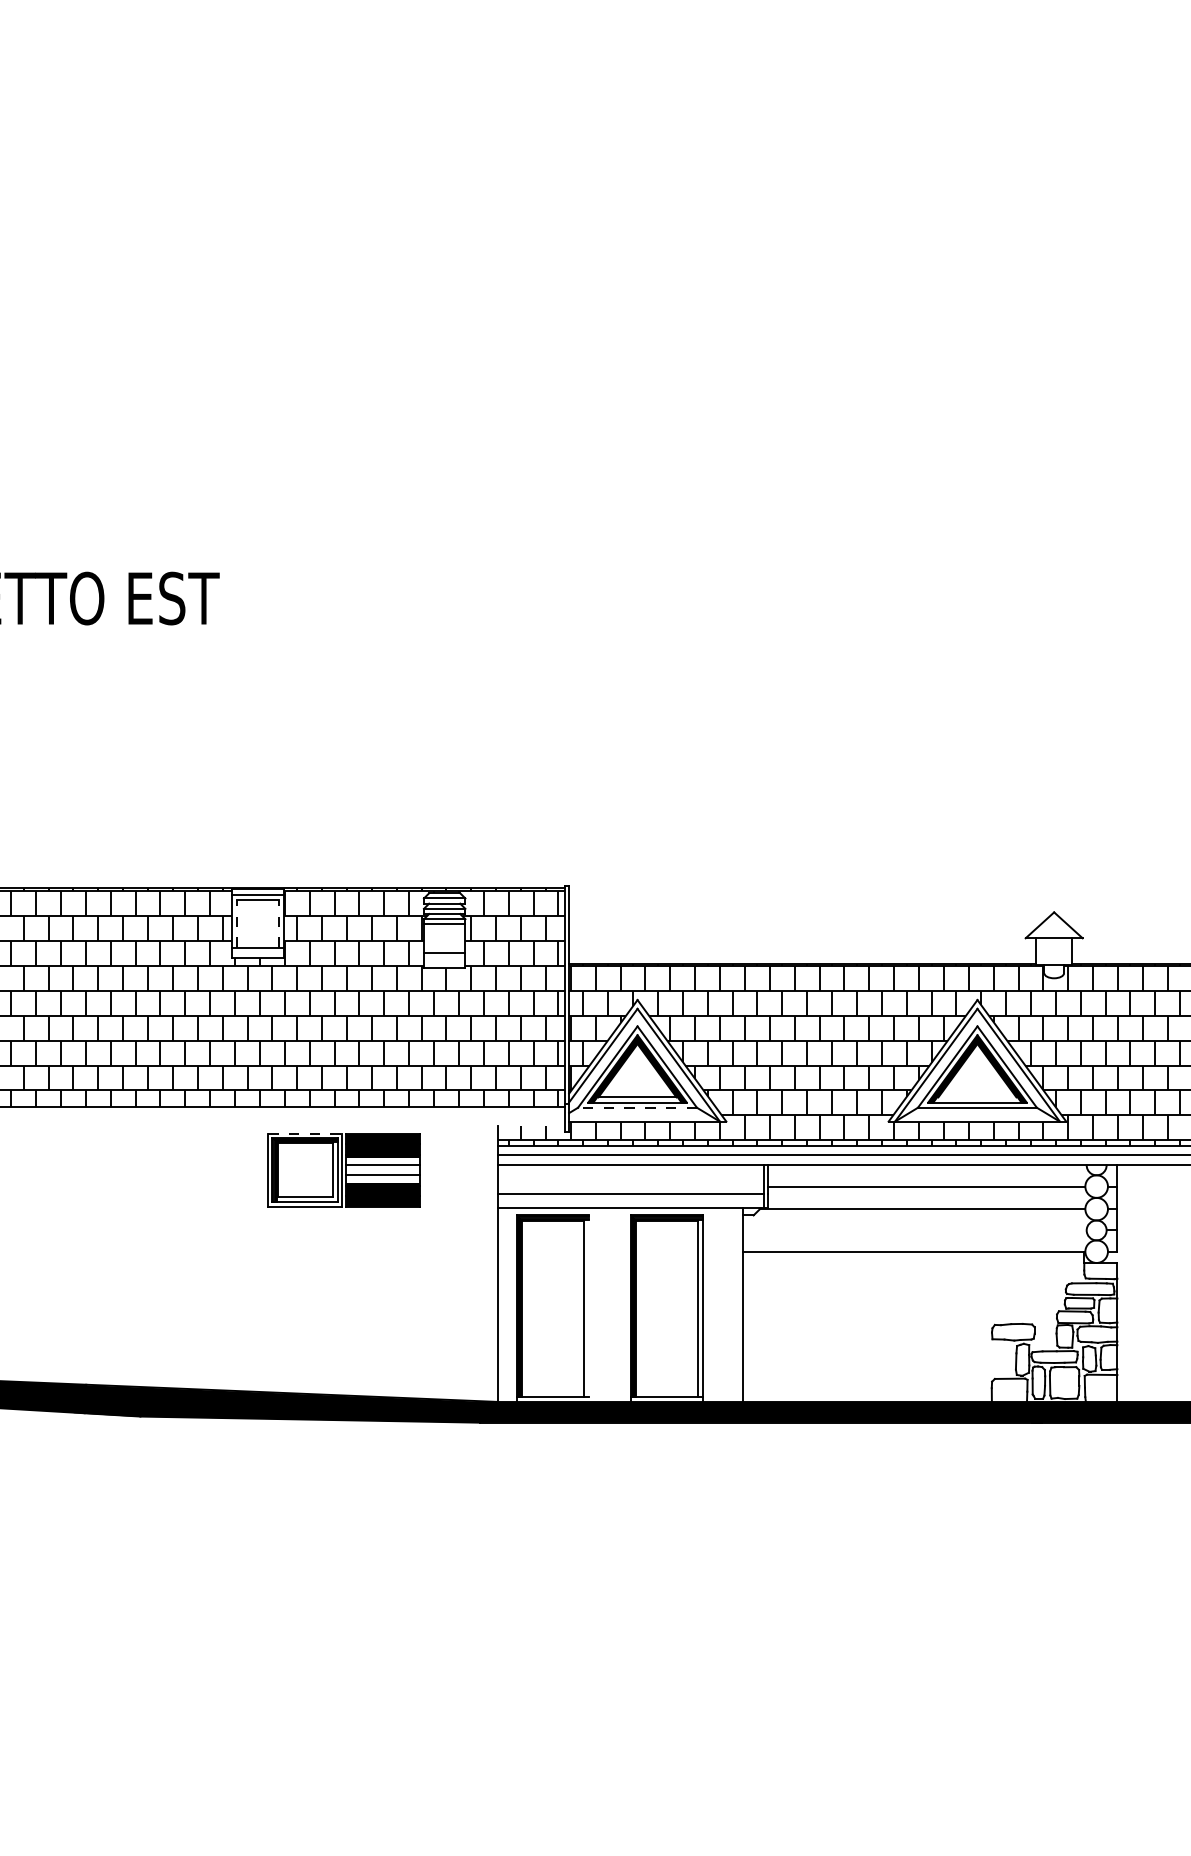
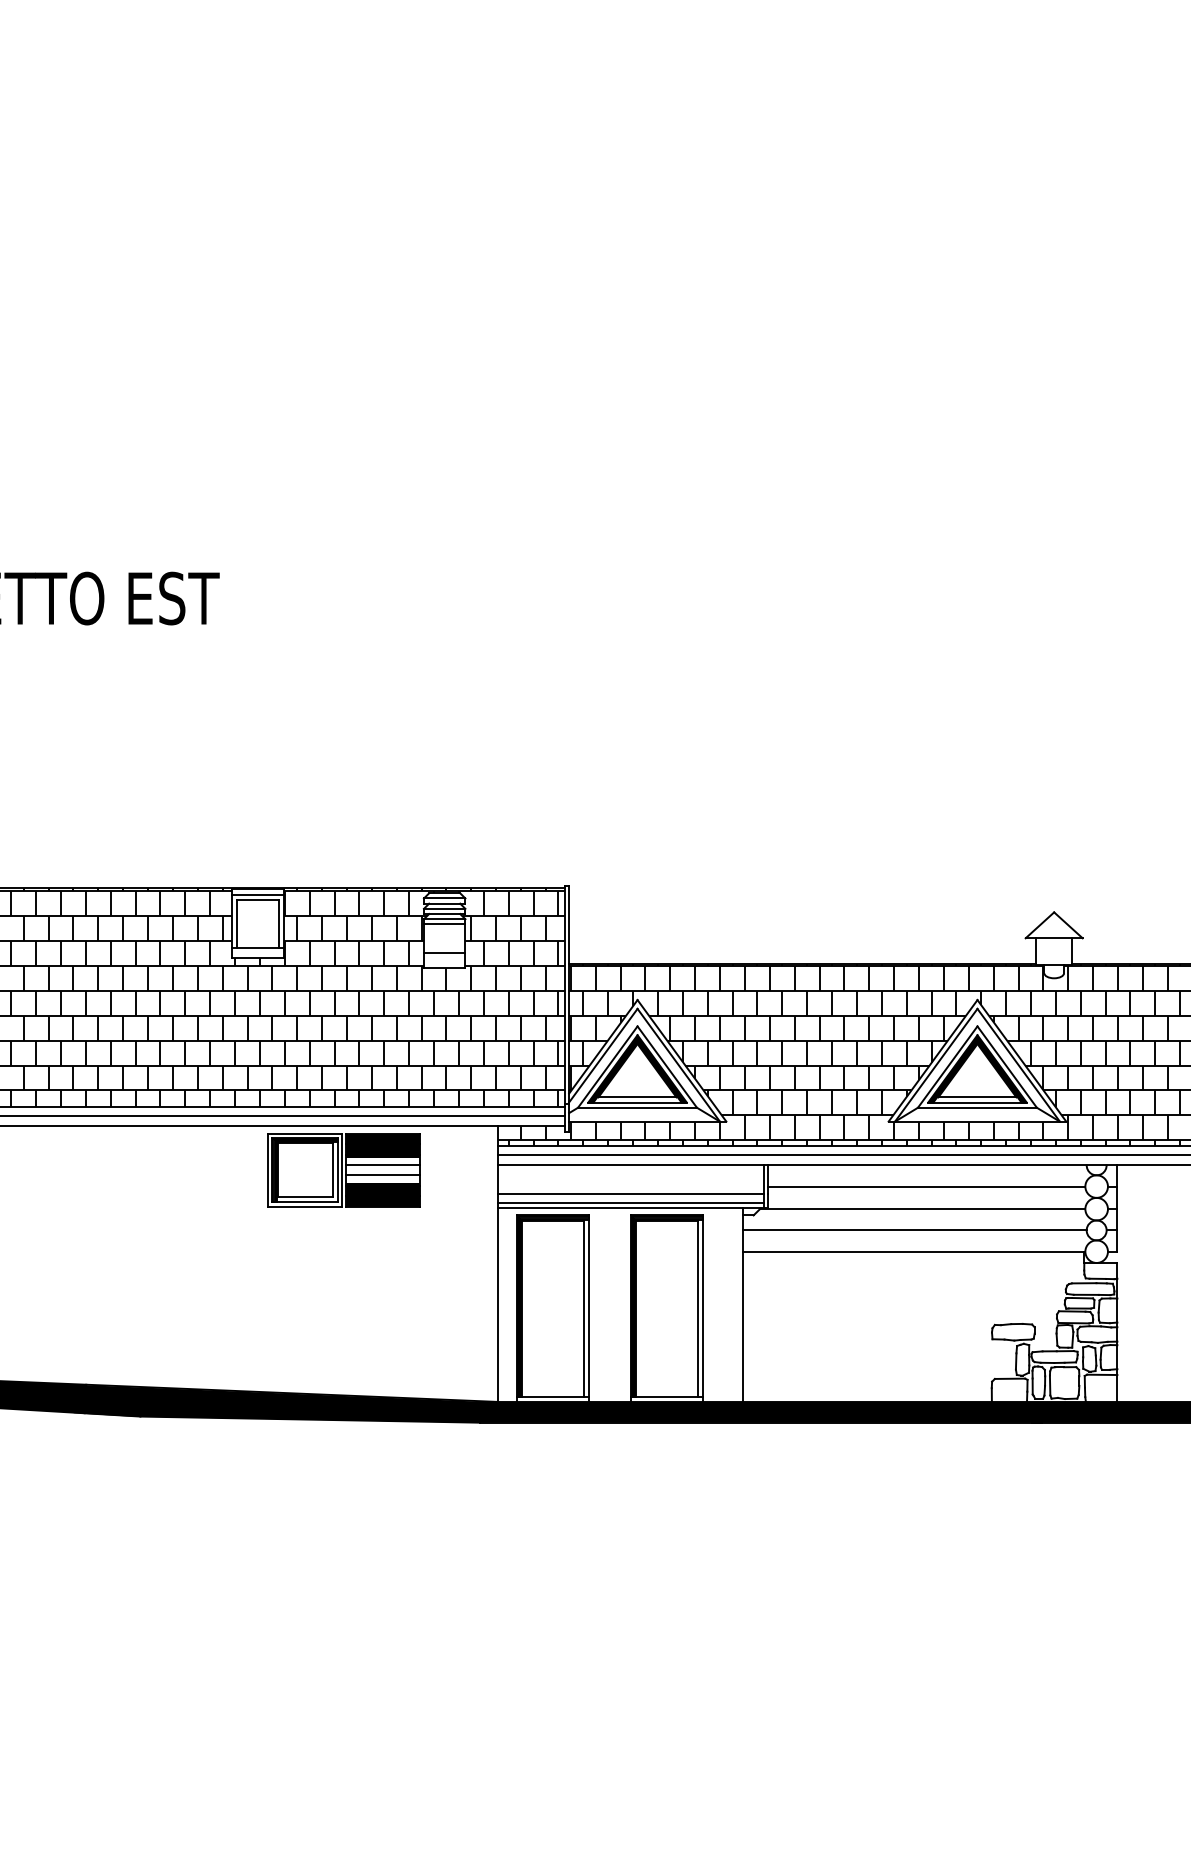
line: dashed -> solid (237, 923)
line: dashed -> solid (278, 923)
line: none -> present (977, 1097)
line: dashed -> solid (637, 1107)
line: none -> present (283, 1116)
line: none -> present (283, 1125)
line: dashed -> solid (305, 1133)
line: none -> present (631, 1202)
line: none -> present (914, 1230)
line: none -> present (589, 1308)
